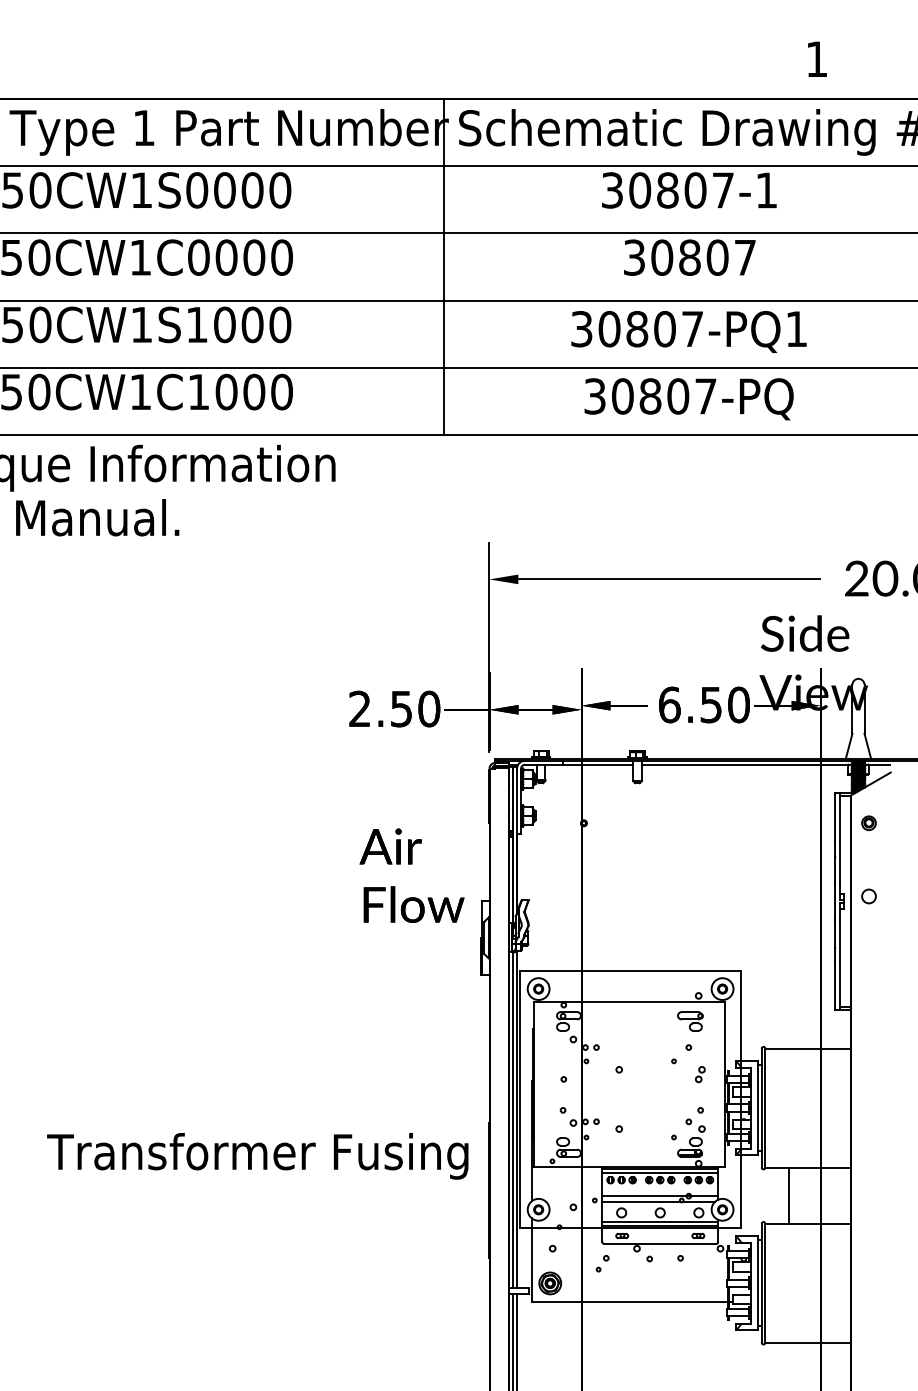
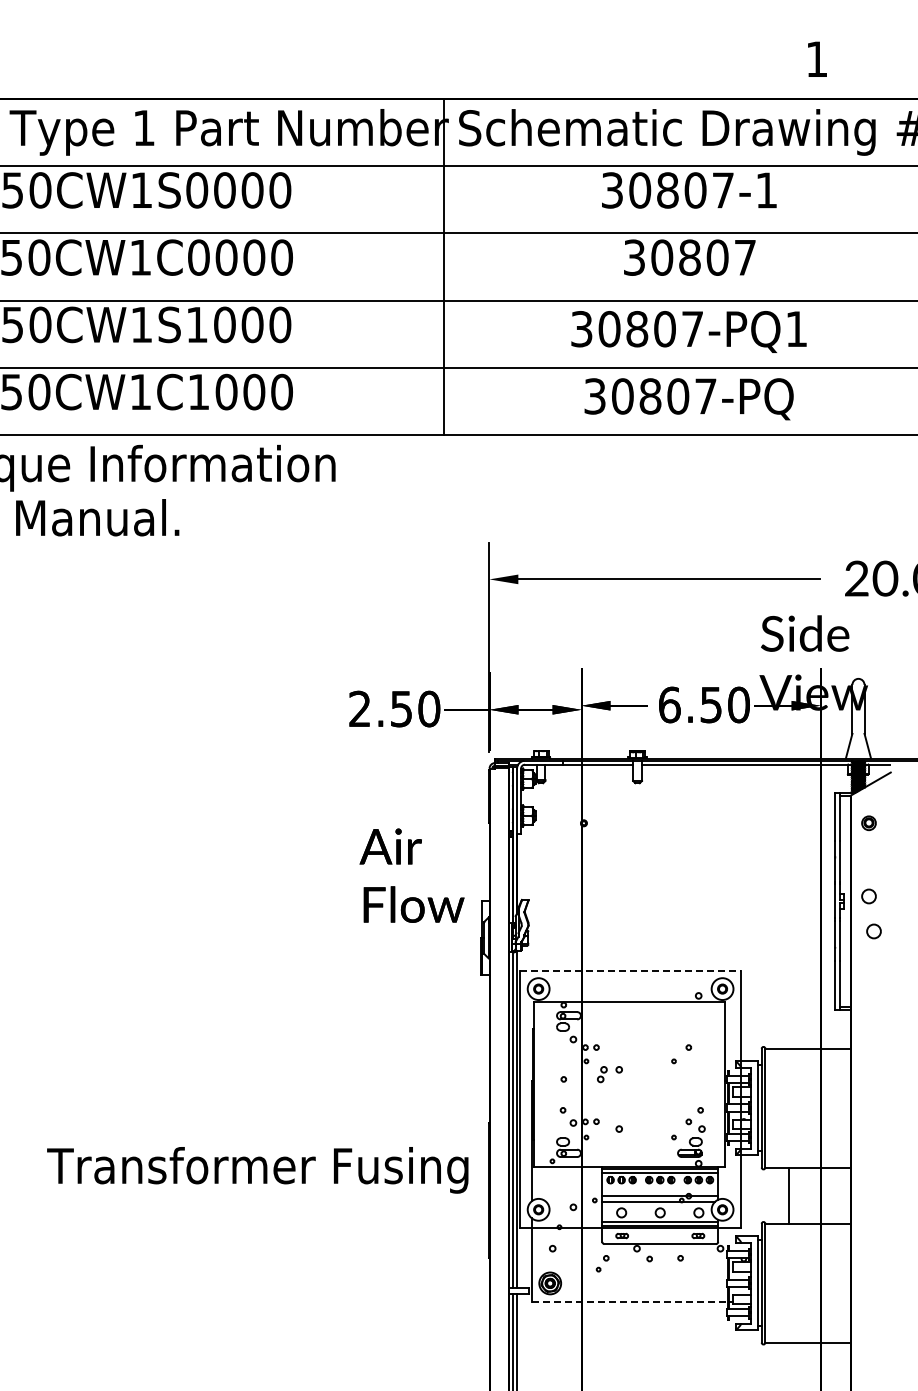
circle: none -> present (873, 931)
line: solid -> dashed (631, 970)
part: present -> none (690, 1021)
part position: (700, 1074) -> (602, 1074) (602, 1074)
text position: (257, 1156) -> (257, 1170) (257, 1170)
line: solid -> dashed (630, 1301)
